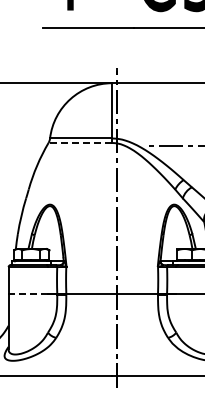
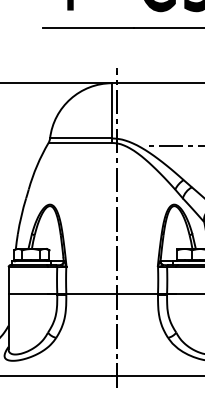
line: dashed -> solid (80, 142)
line: dashed -> solid (28, 294)
